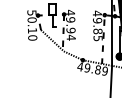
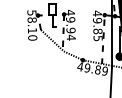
text: 50.10 -> 58.10 (31, 19)
